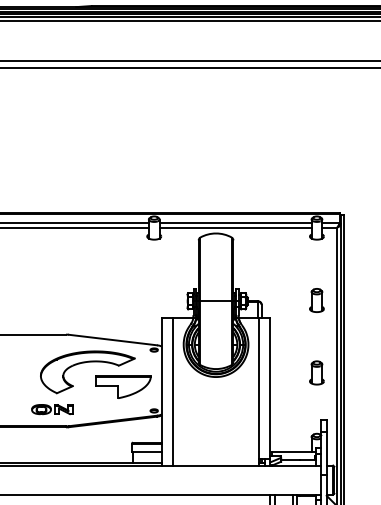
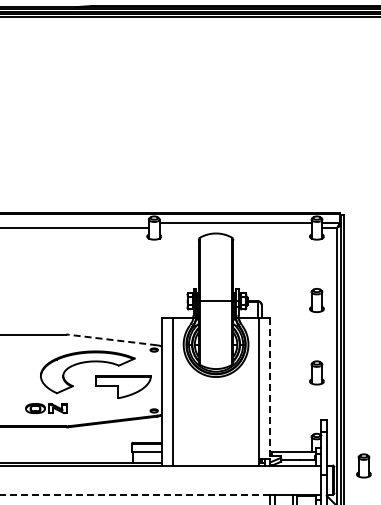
line: present -> none (189, 20)
line: present -> none (189, 60)
line: present -> none (189, 67)
line: present -> none (75, 222)
line: present -> none (235, 227)
line: solid -> dashed (112, 339)
line: solid -> dashed (270, 388)
part position: (52, 409) -> (46, 408) (46, 408)
part: none -> present (363, 465)
line: solid -> dashed (135, 494)
